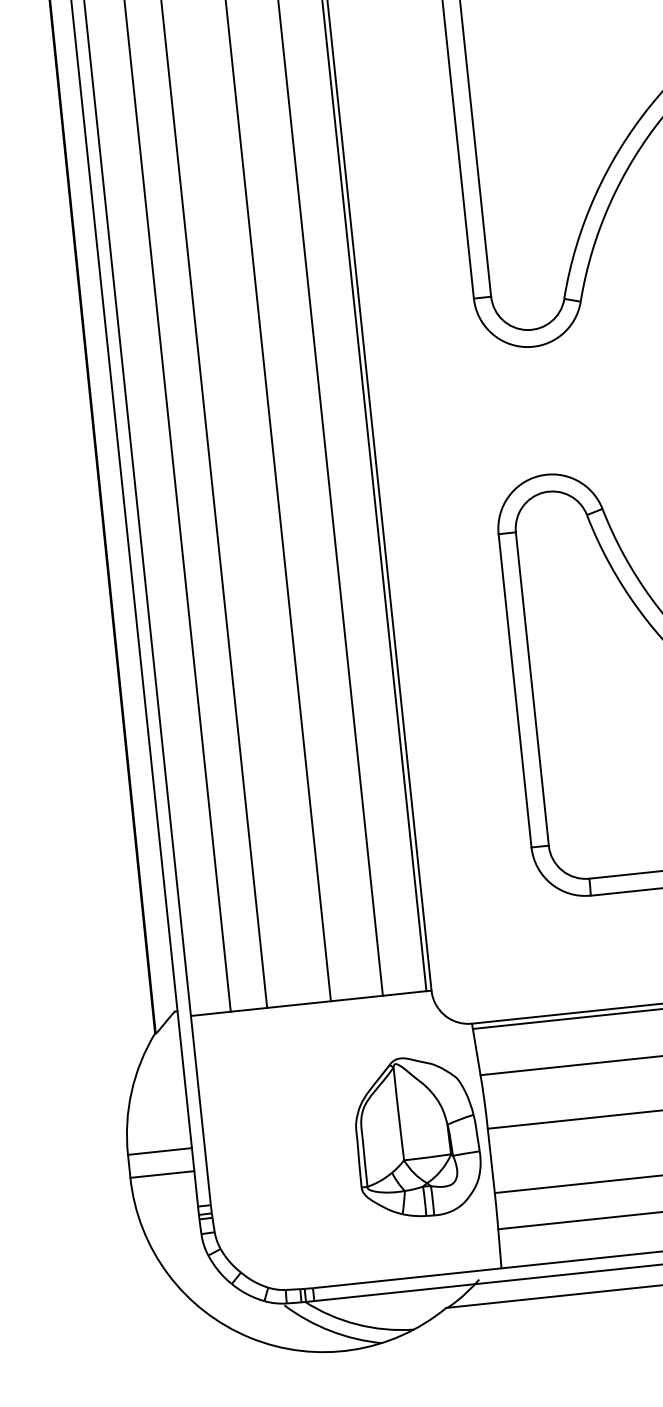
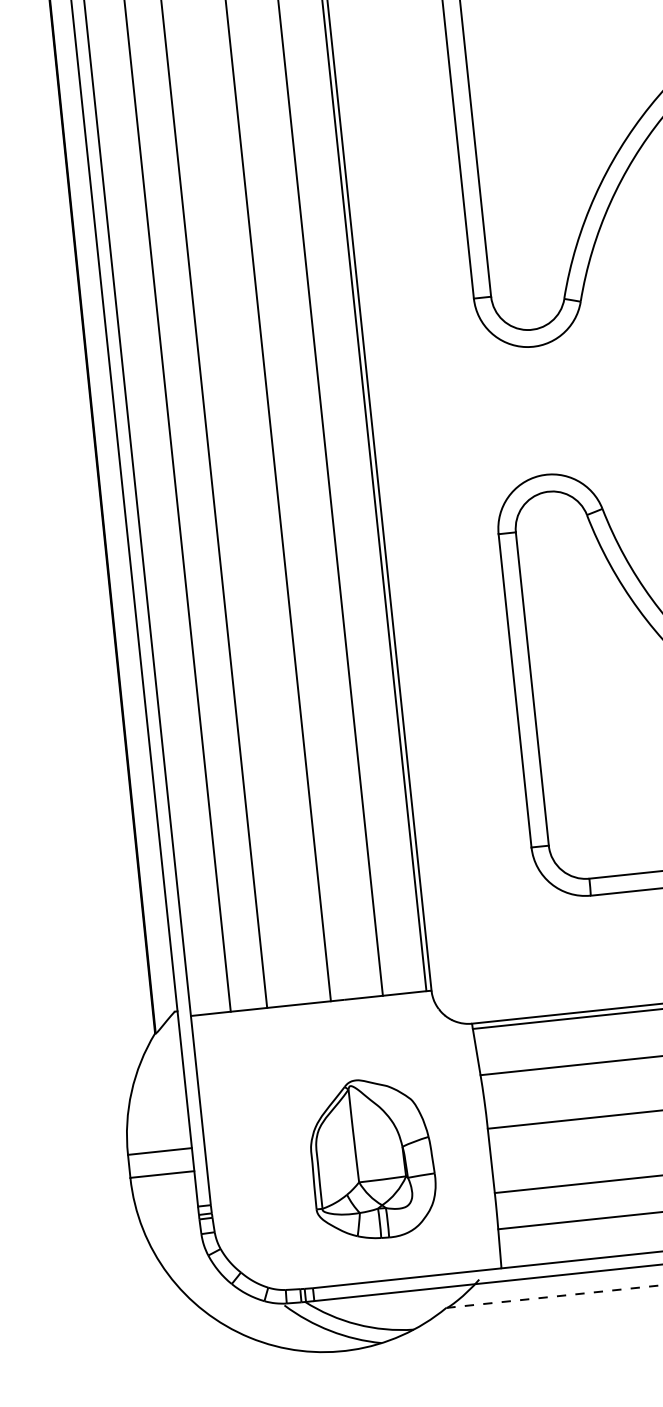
part position: (418, 1137) -> (373, 1159) (373, 1159)
line: solid -> dashed (554, 1296)
